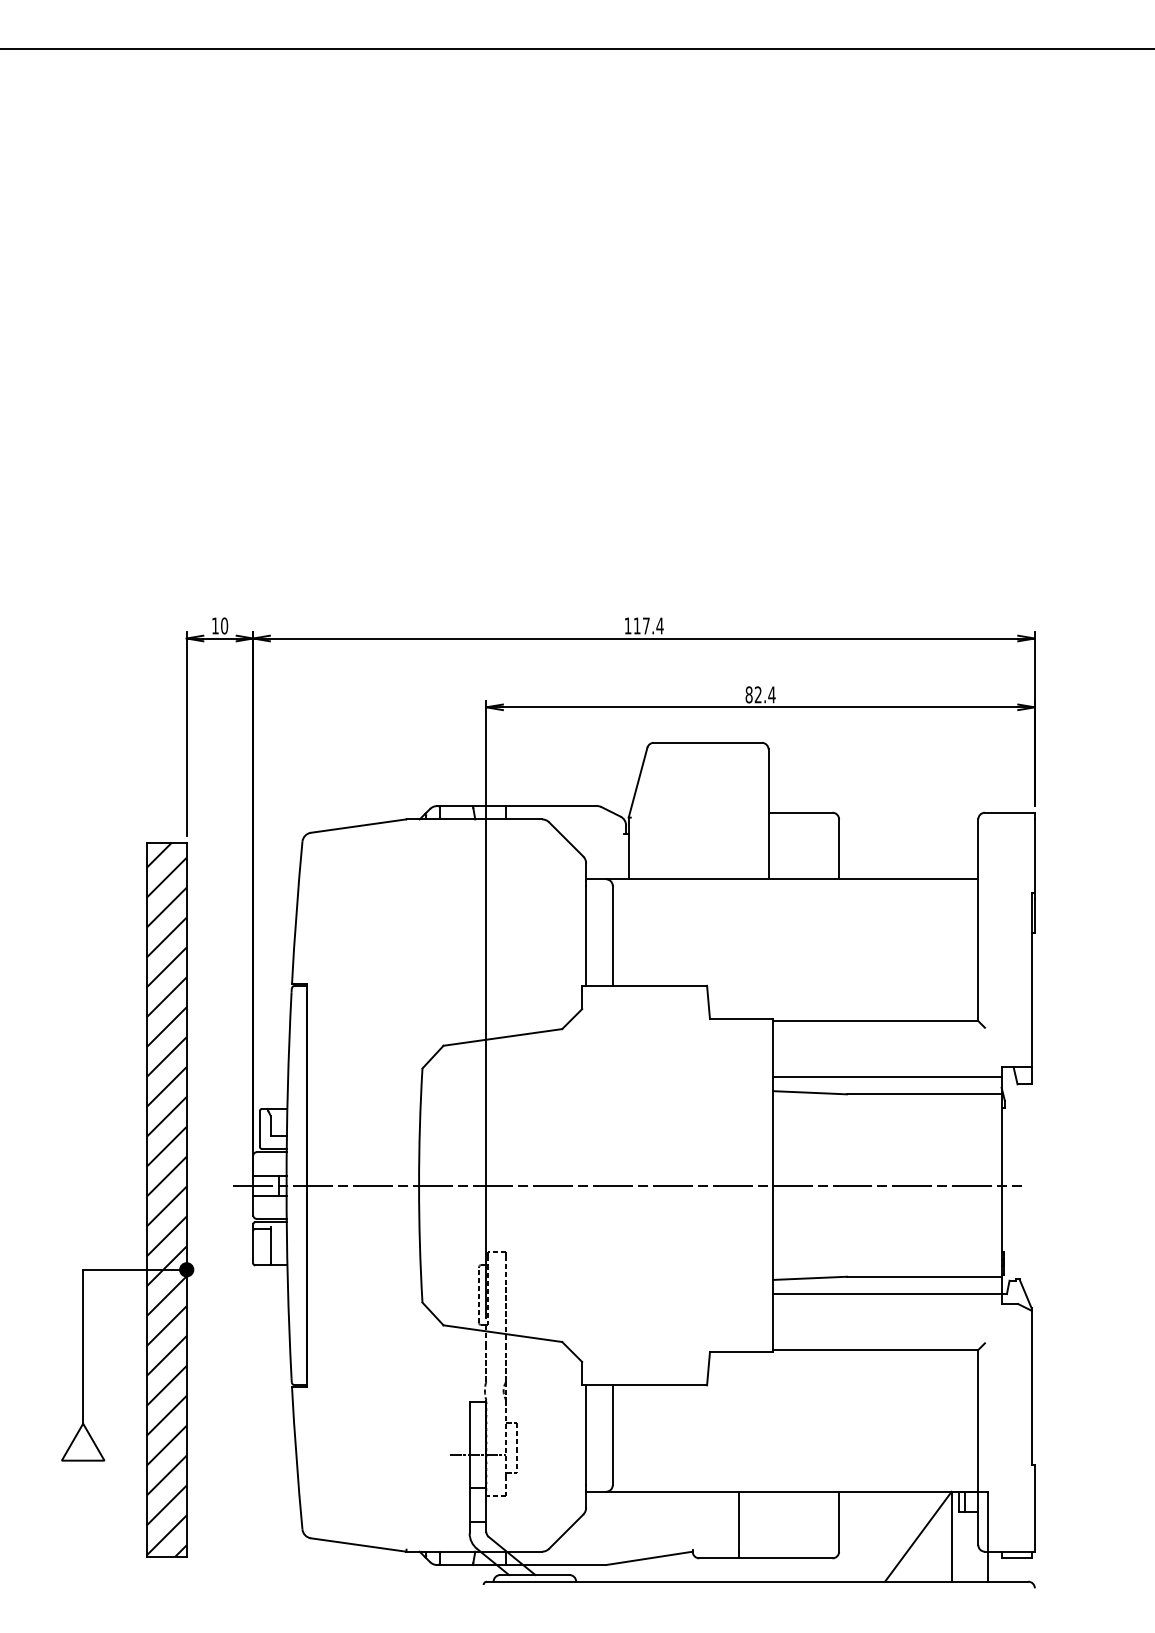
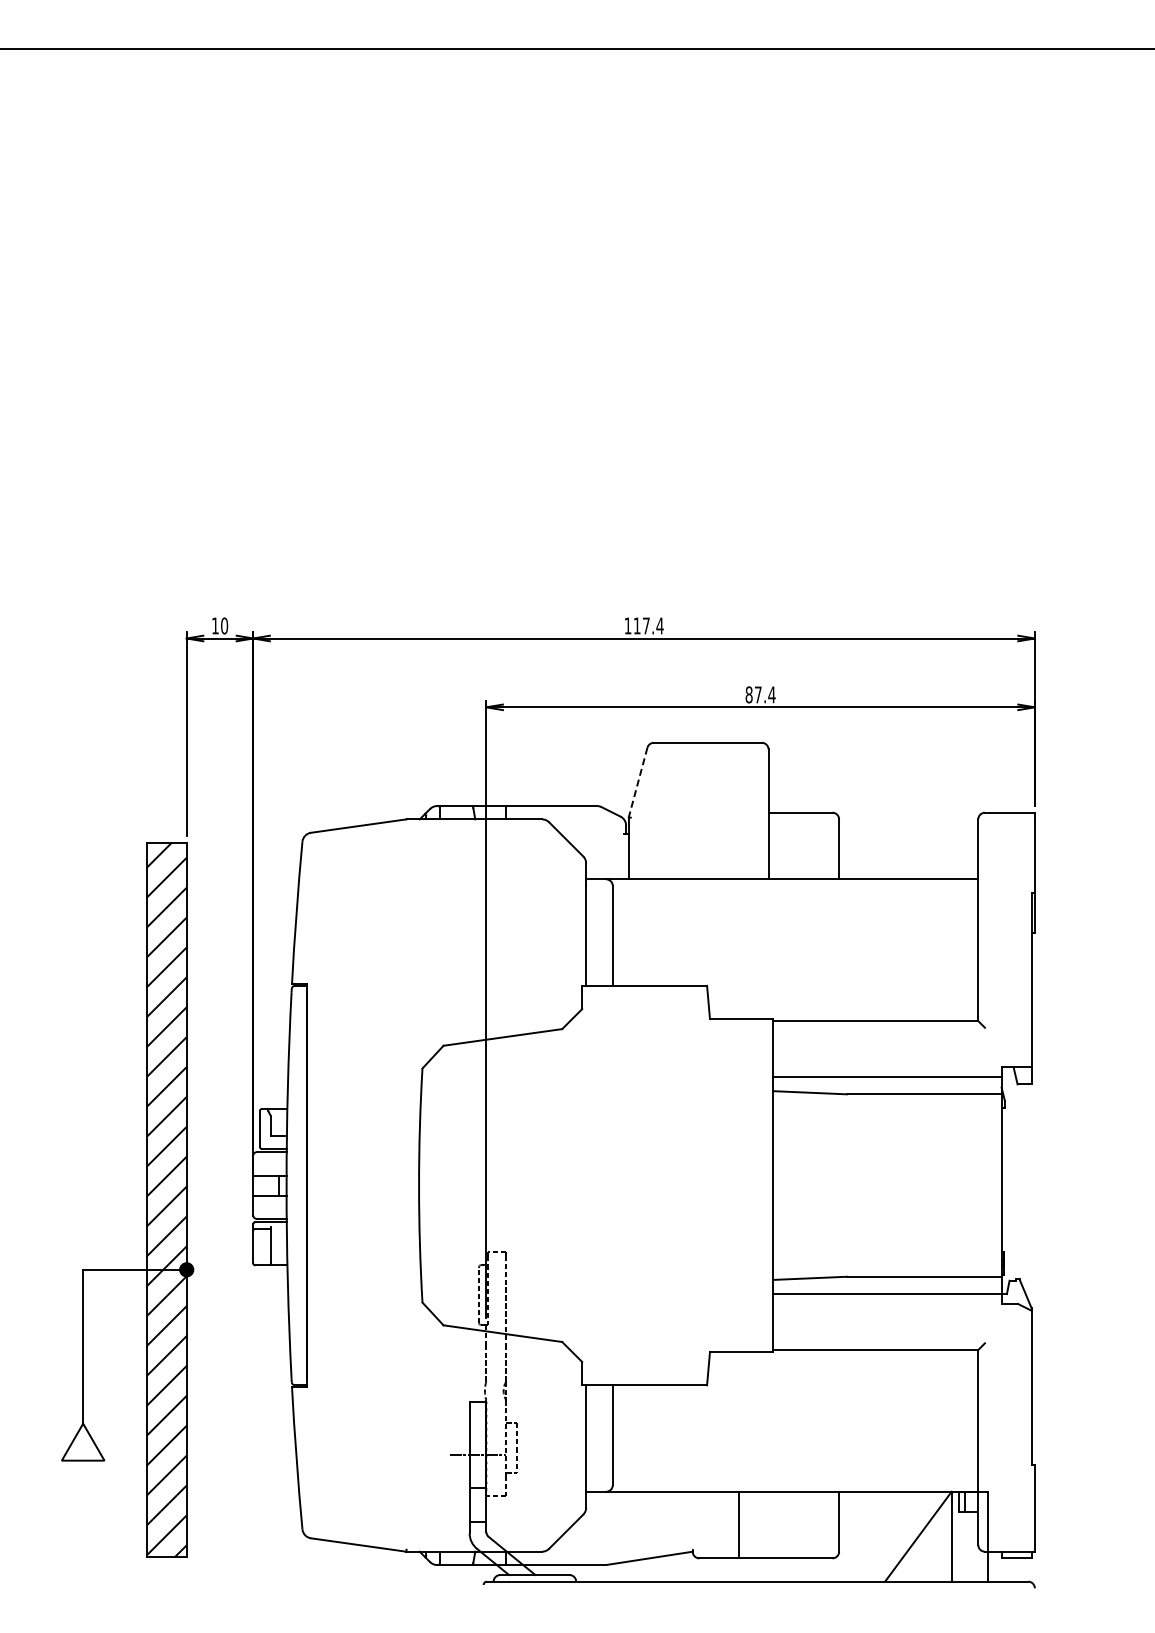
text: 82.4 -> 87.4 (757, 694)
line: solid -> dashed (637, 783)
line: present -> none (627, 1185)
